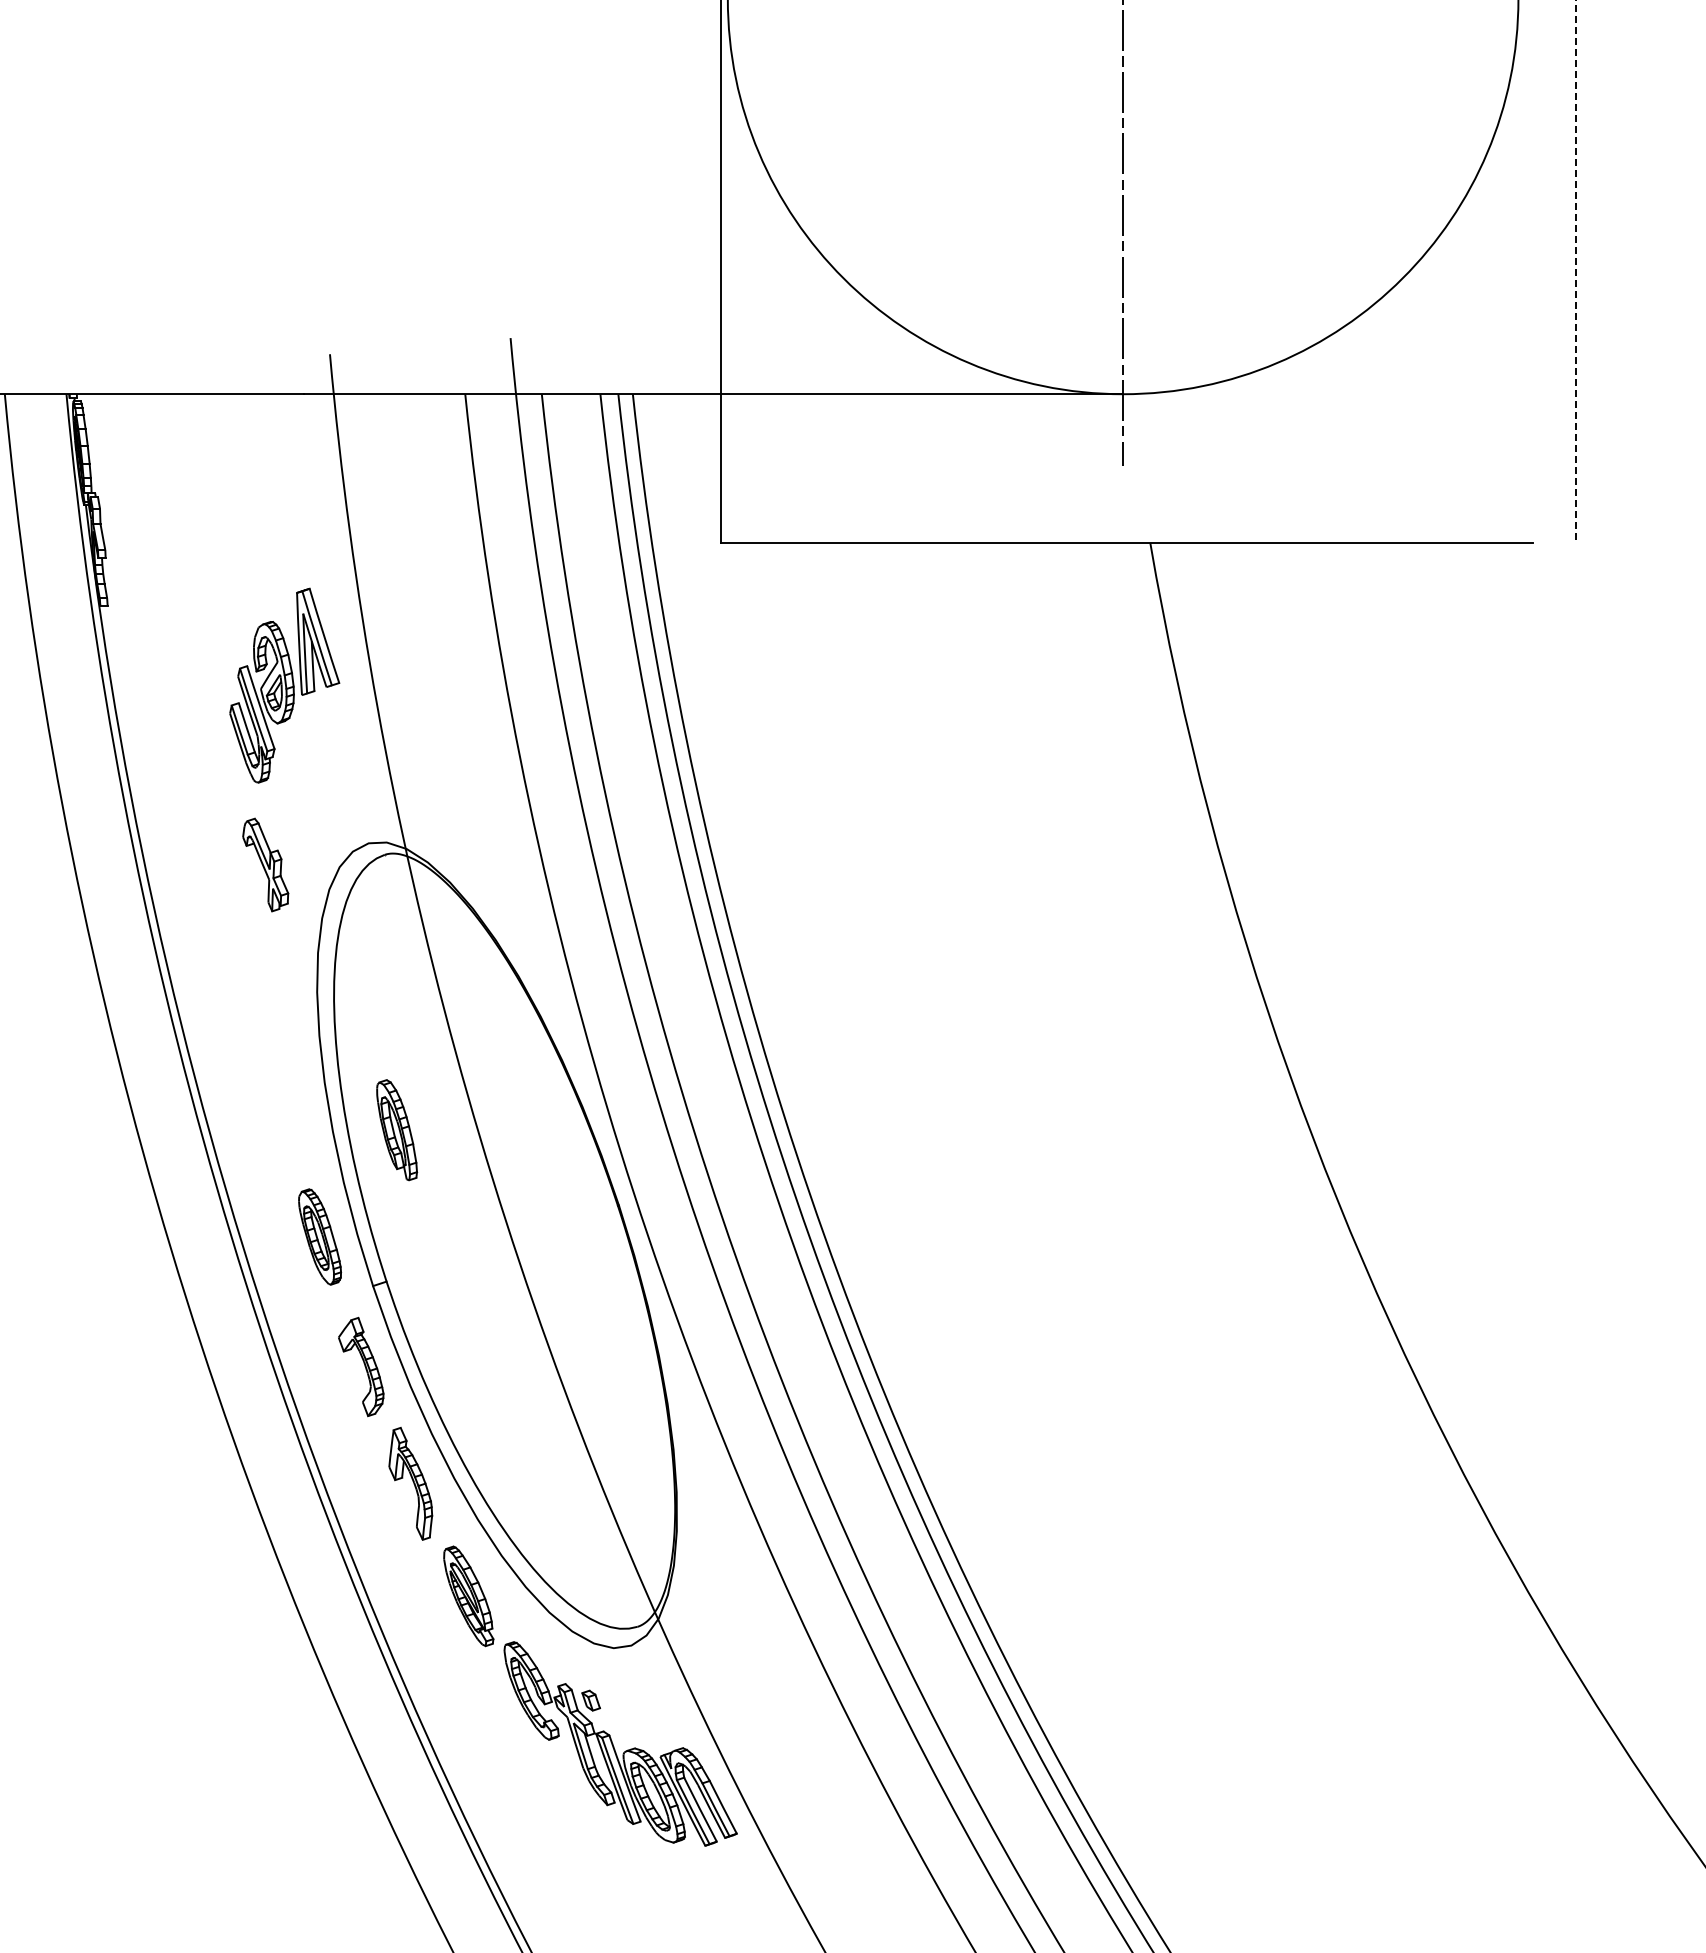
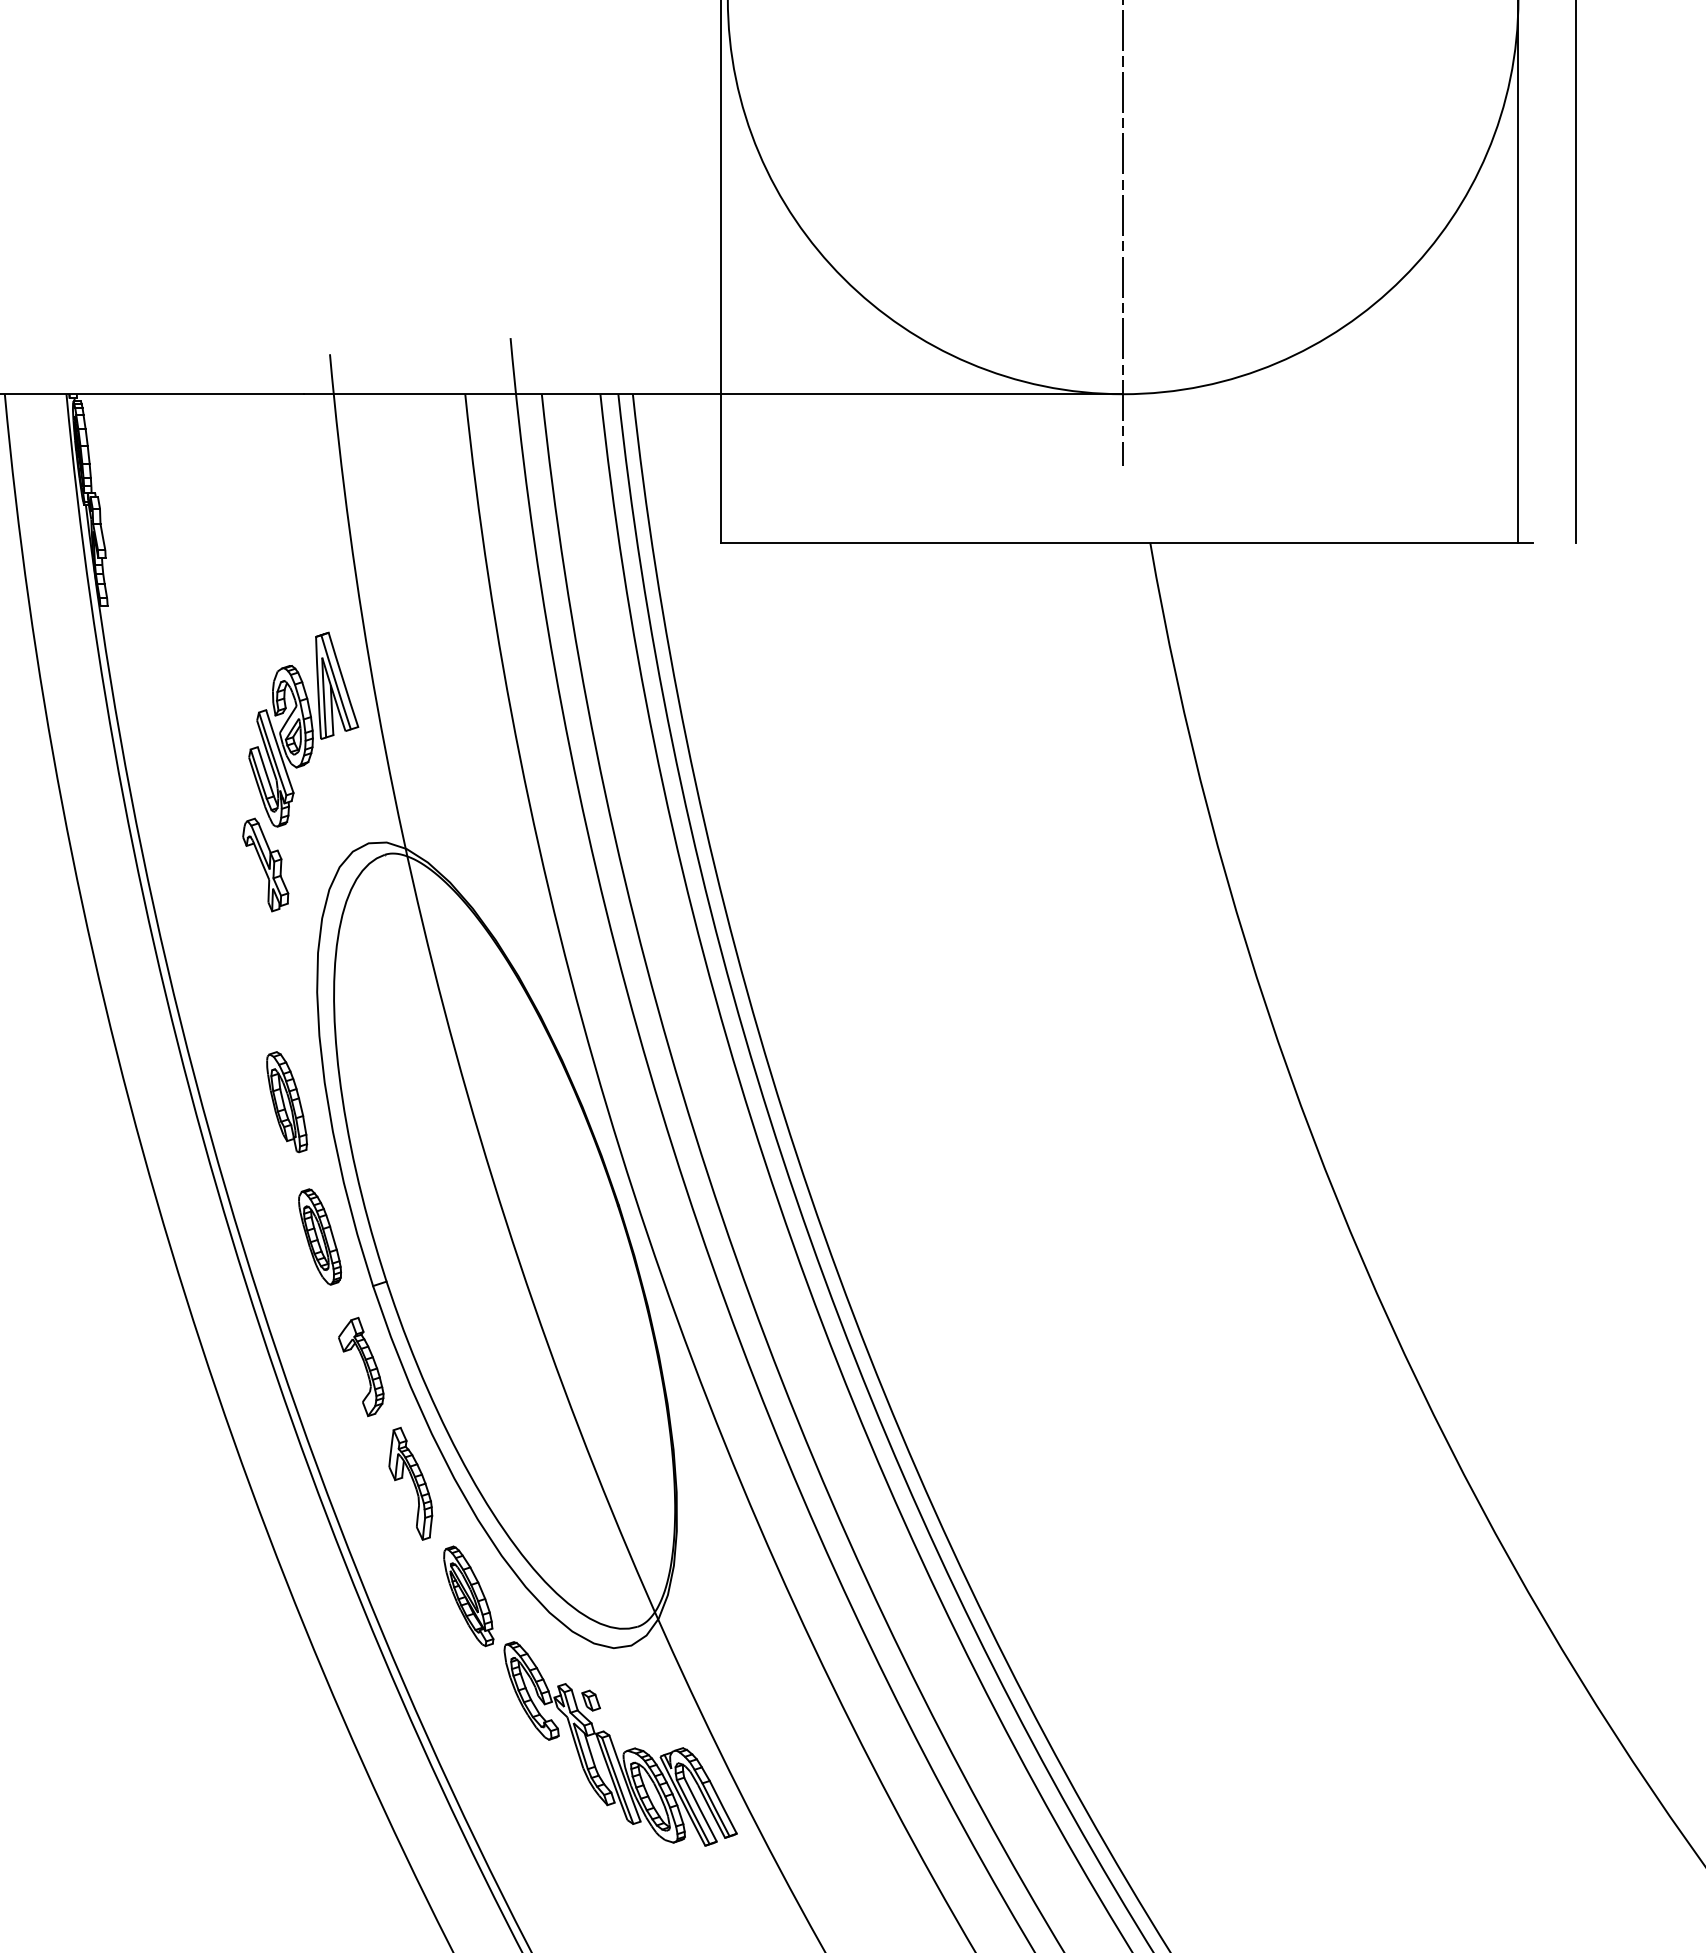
line: dashed -> solid (1576, 271)
line: none -> present (1518, 272)
part position: (284, 685) -> (303, 729) (303, 729)
part position: (397, 1130) -> (287, 1102) (287, 1102)
